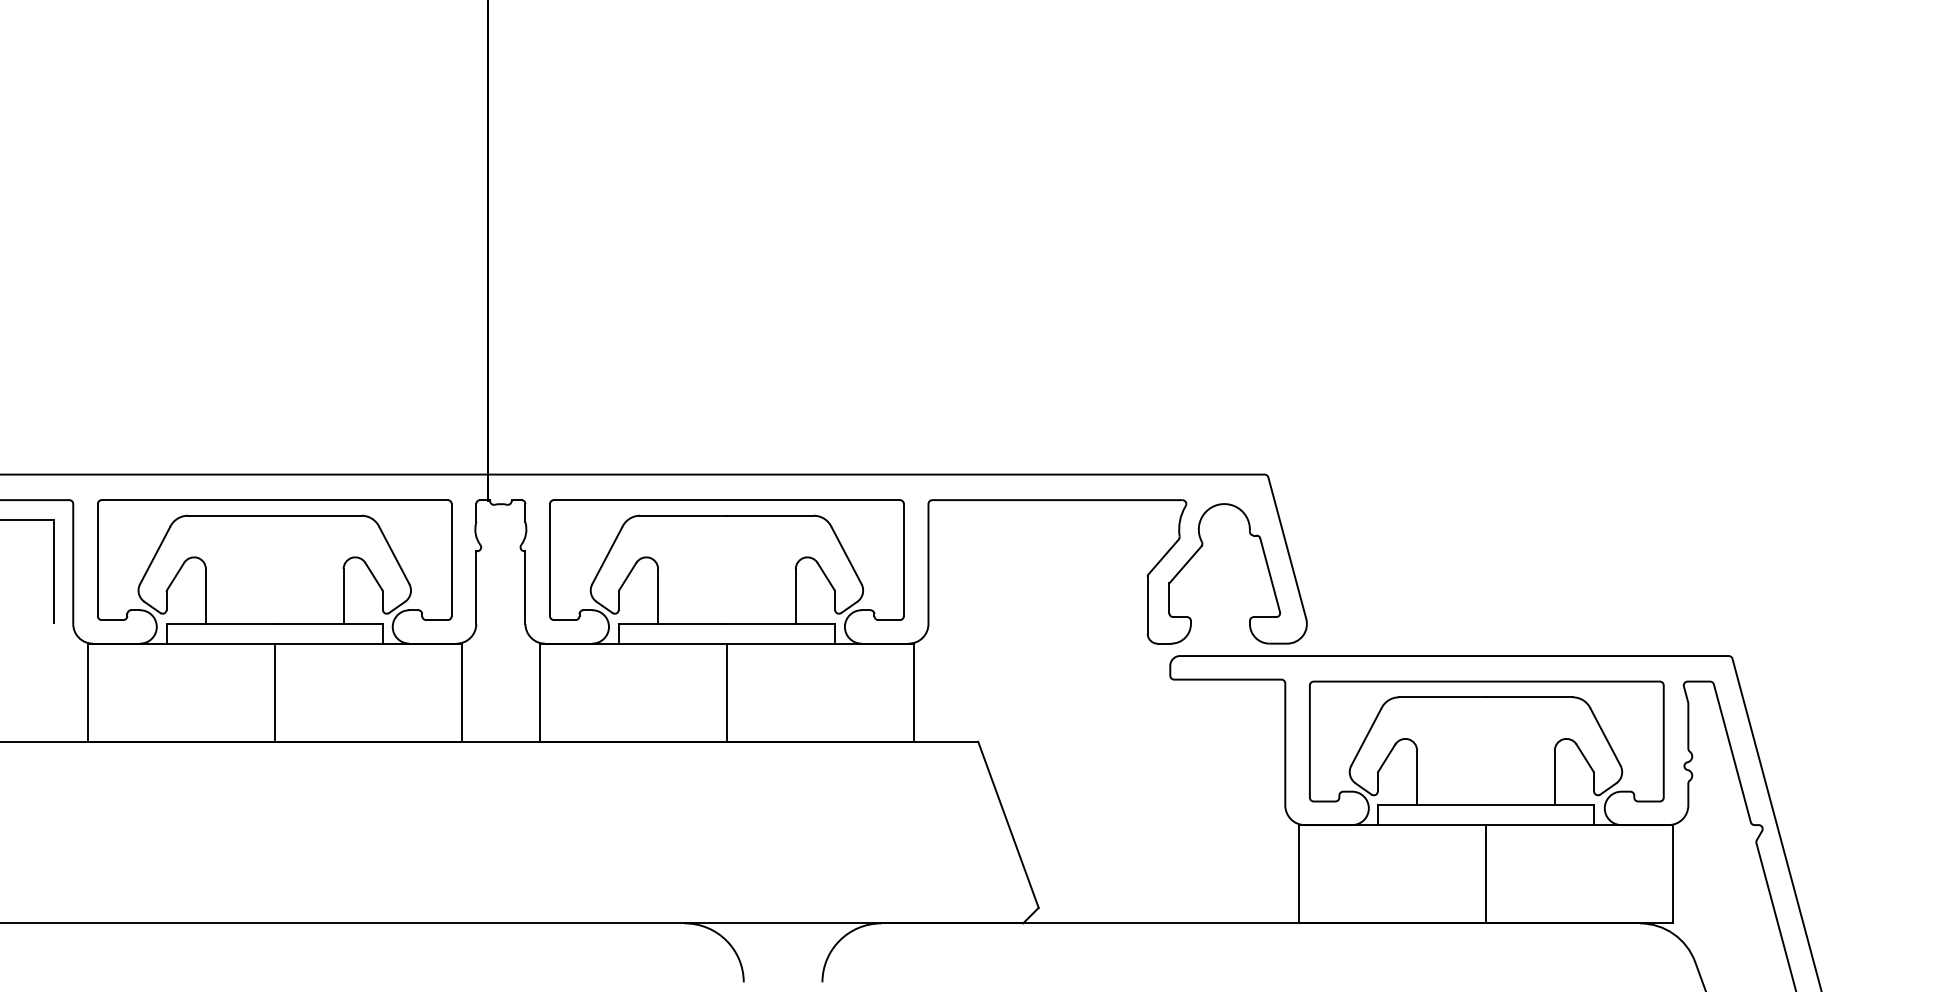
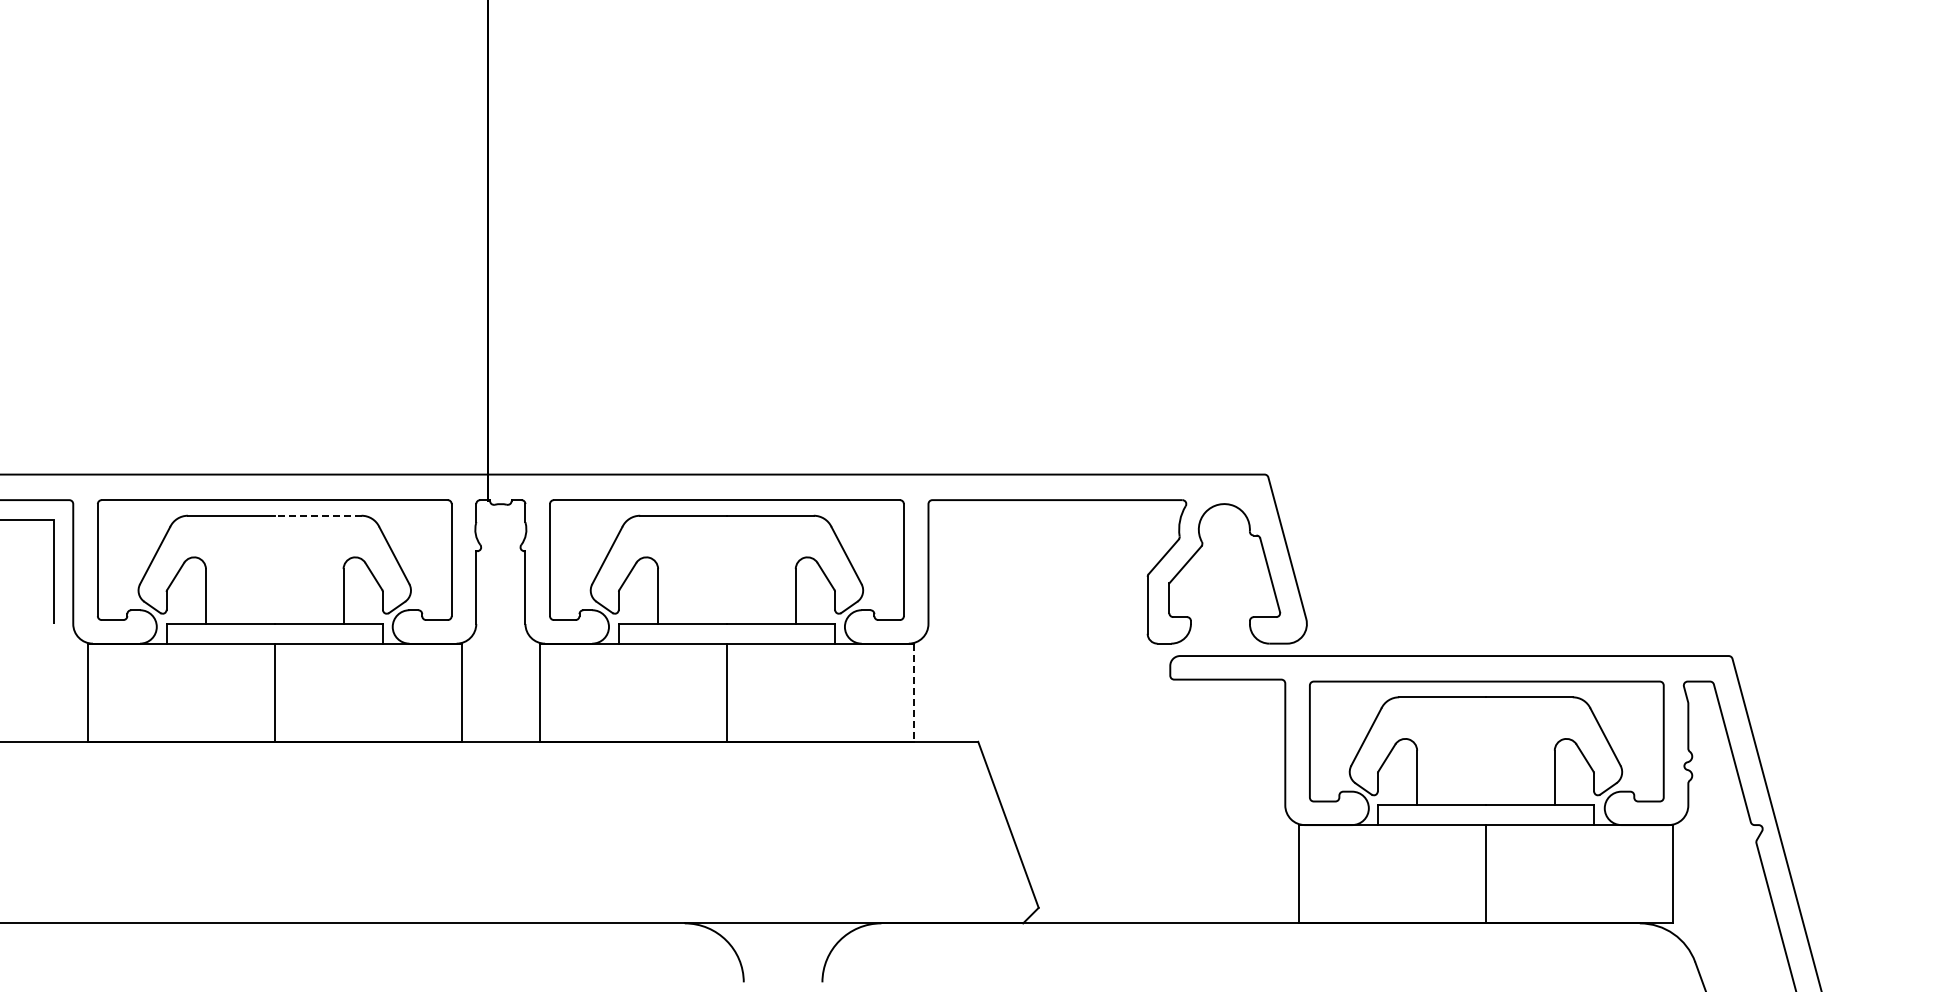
line: solid -> dashed (317, 515)
line: solid -> dashed (913, 693)
